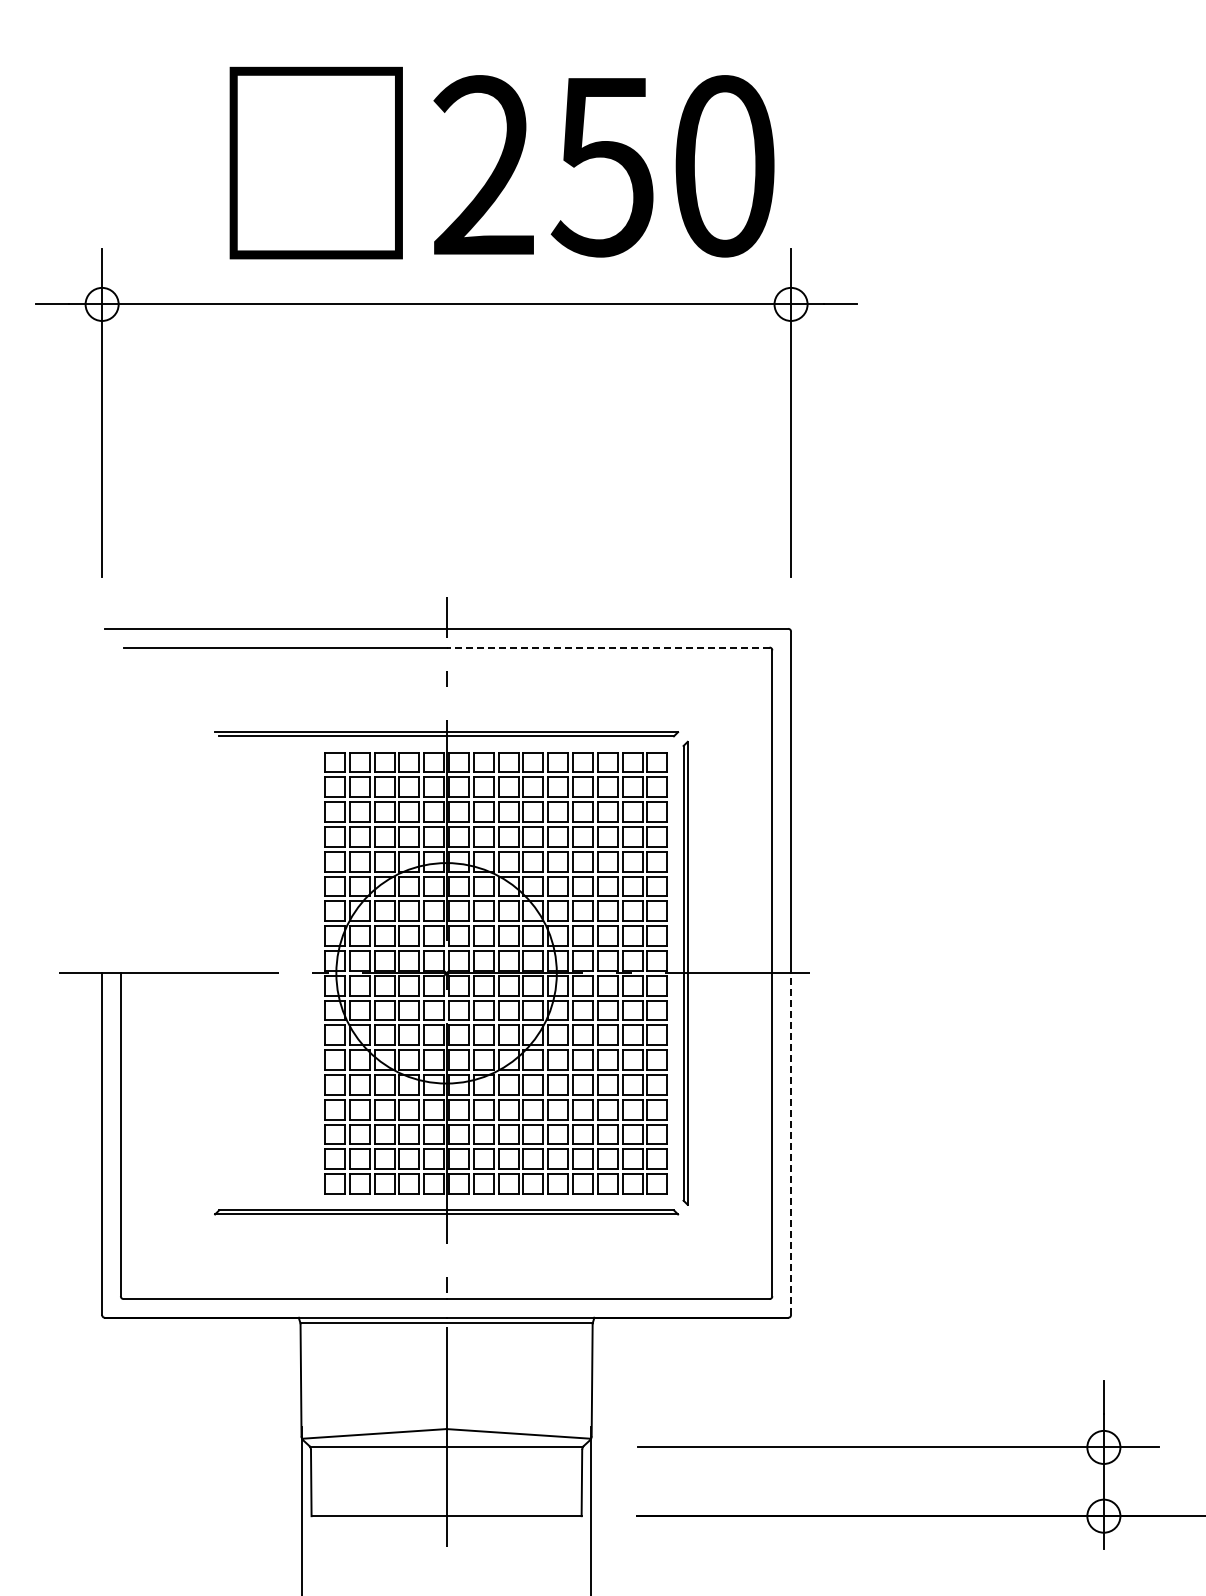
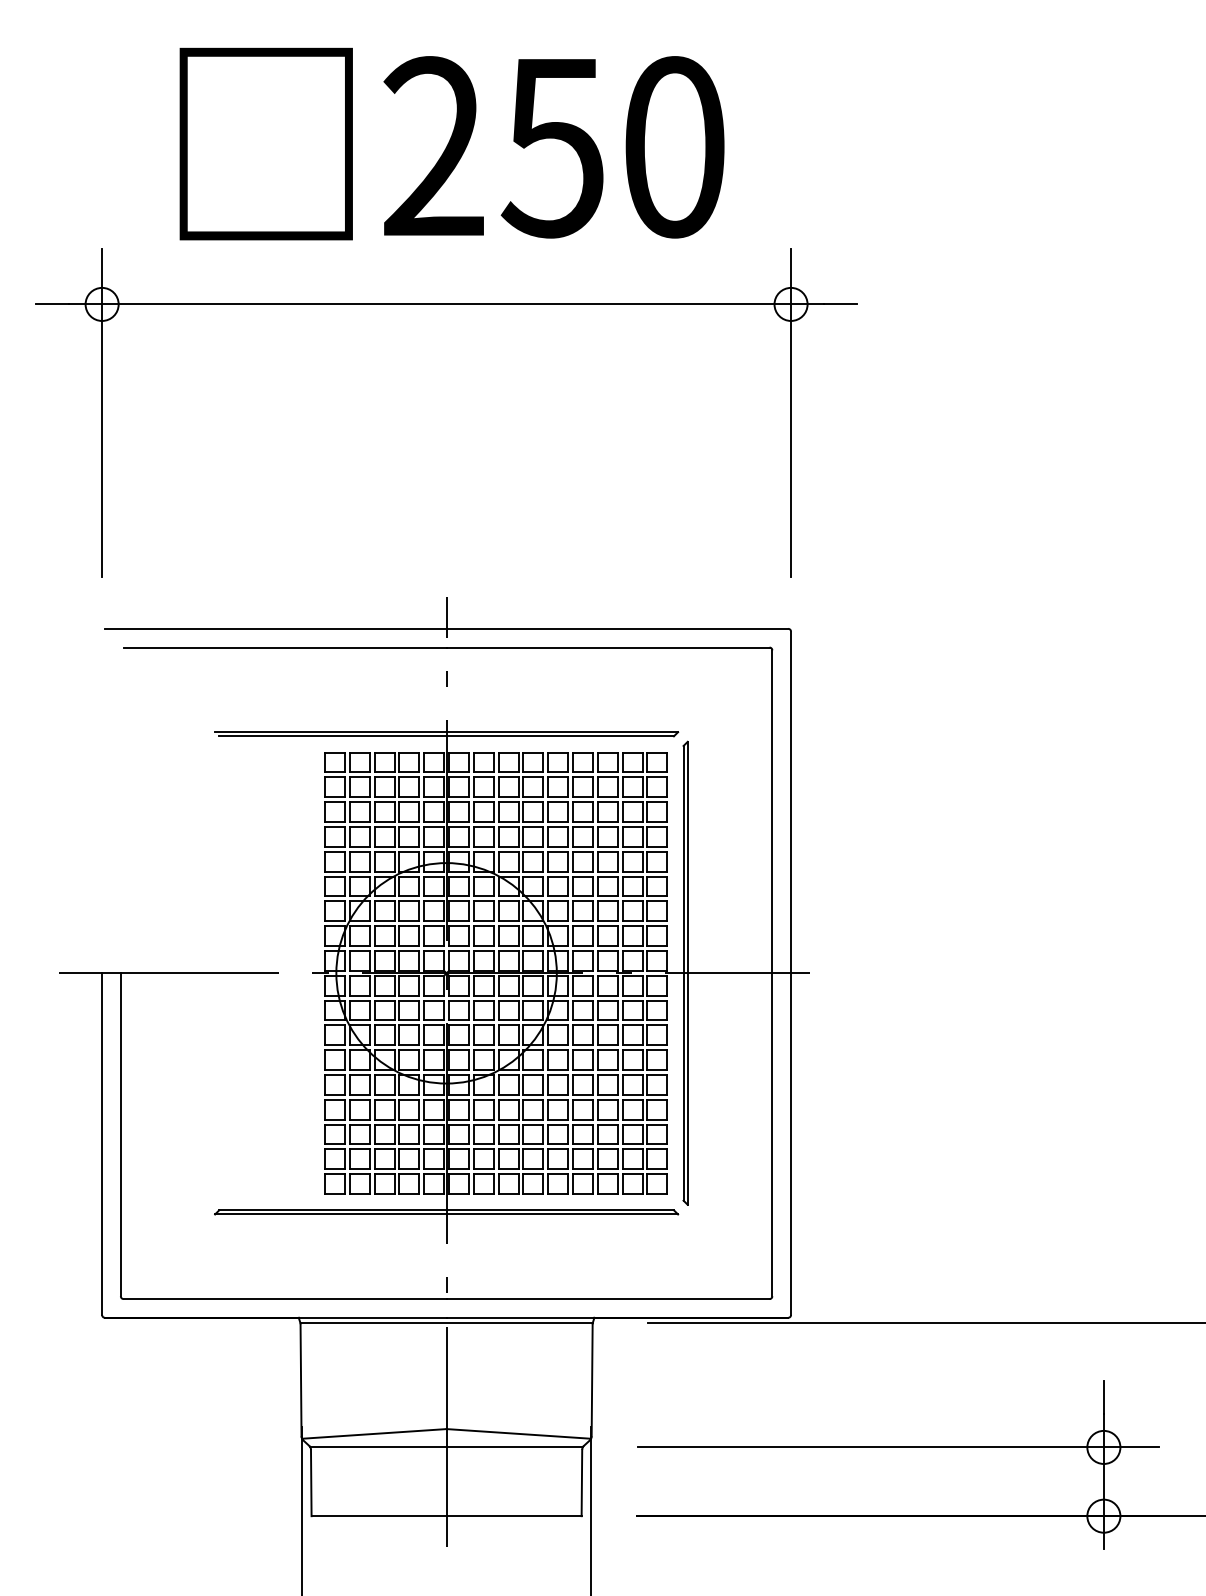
text position: (501, 162) -> (451, 143) (451, 143)
line: dashed -> solid (607, 647)
line: dashed -> solid (791, 1144)
line: none -> present (924, 1323)
